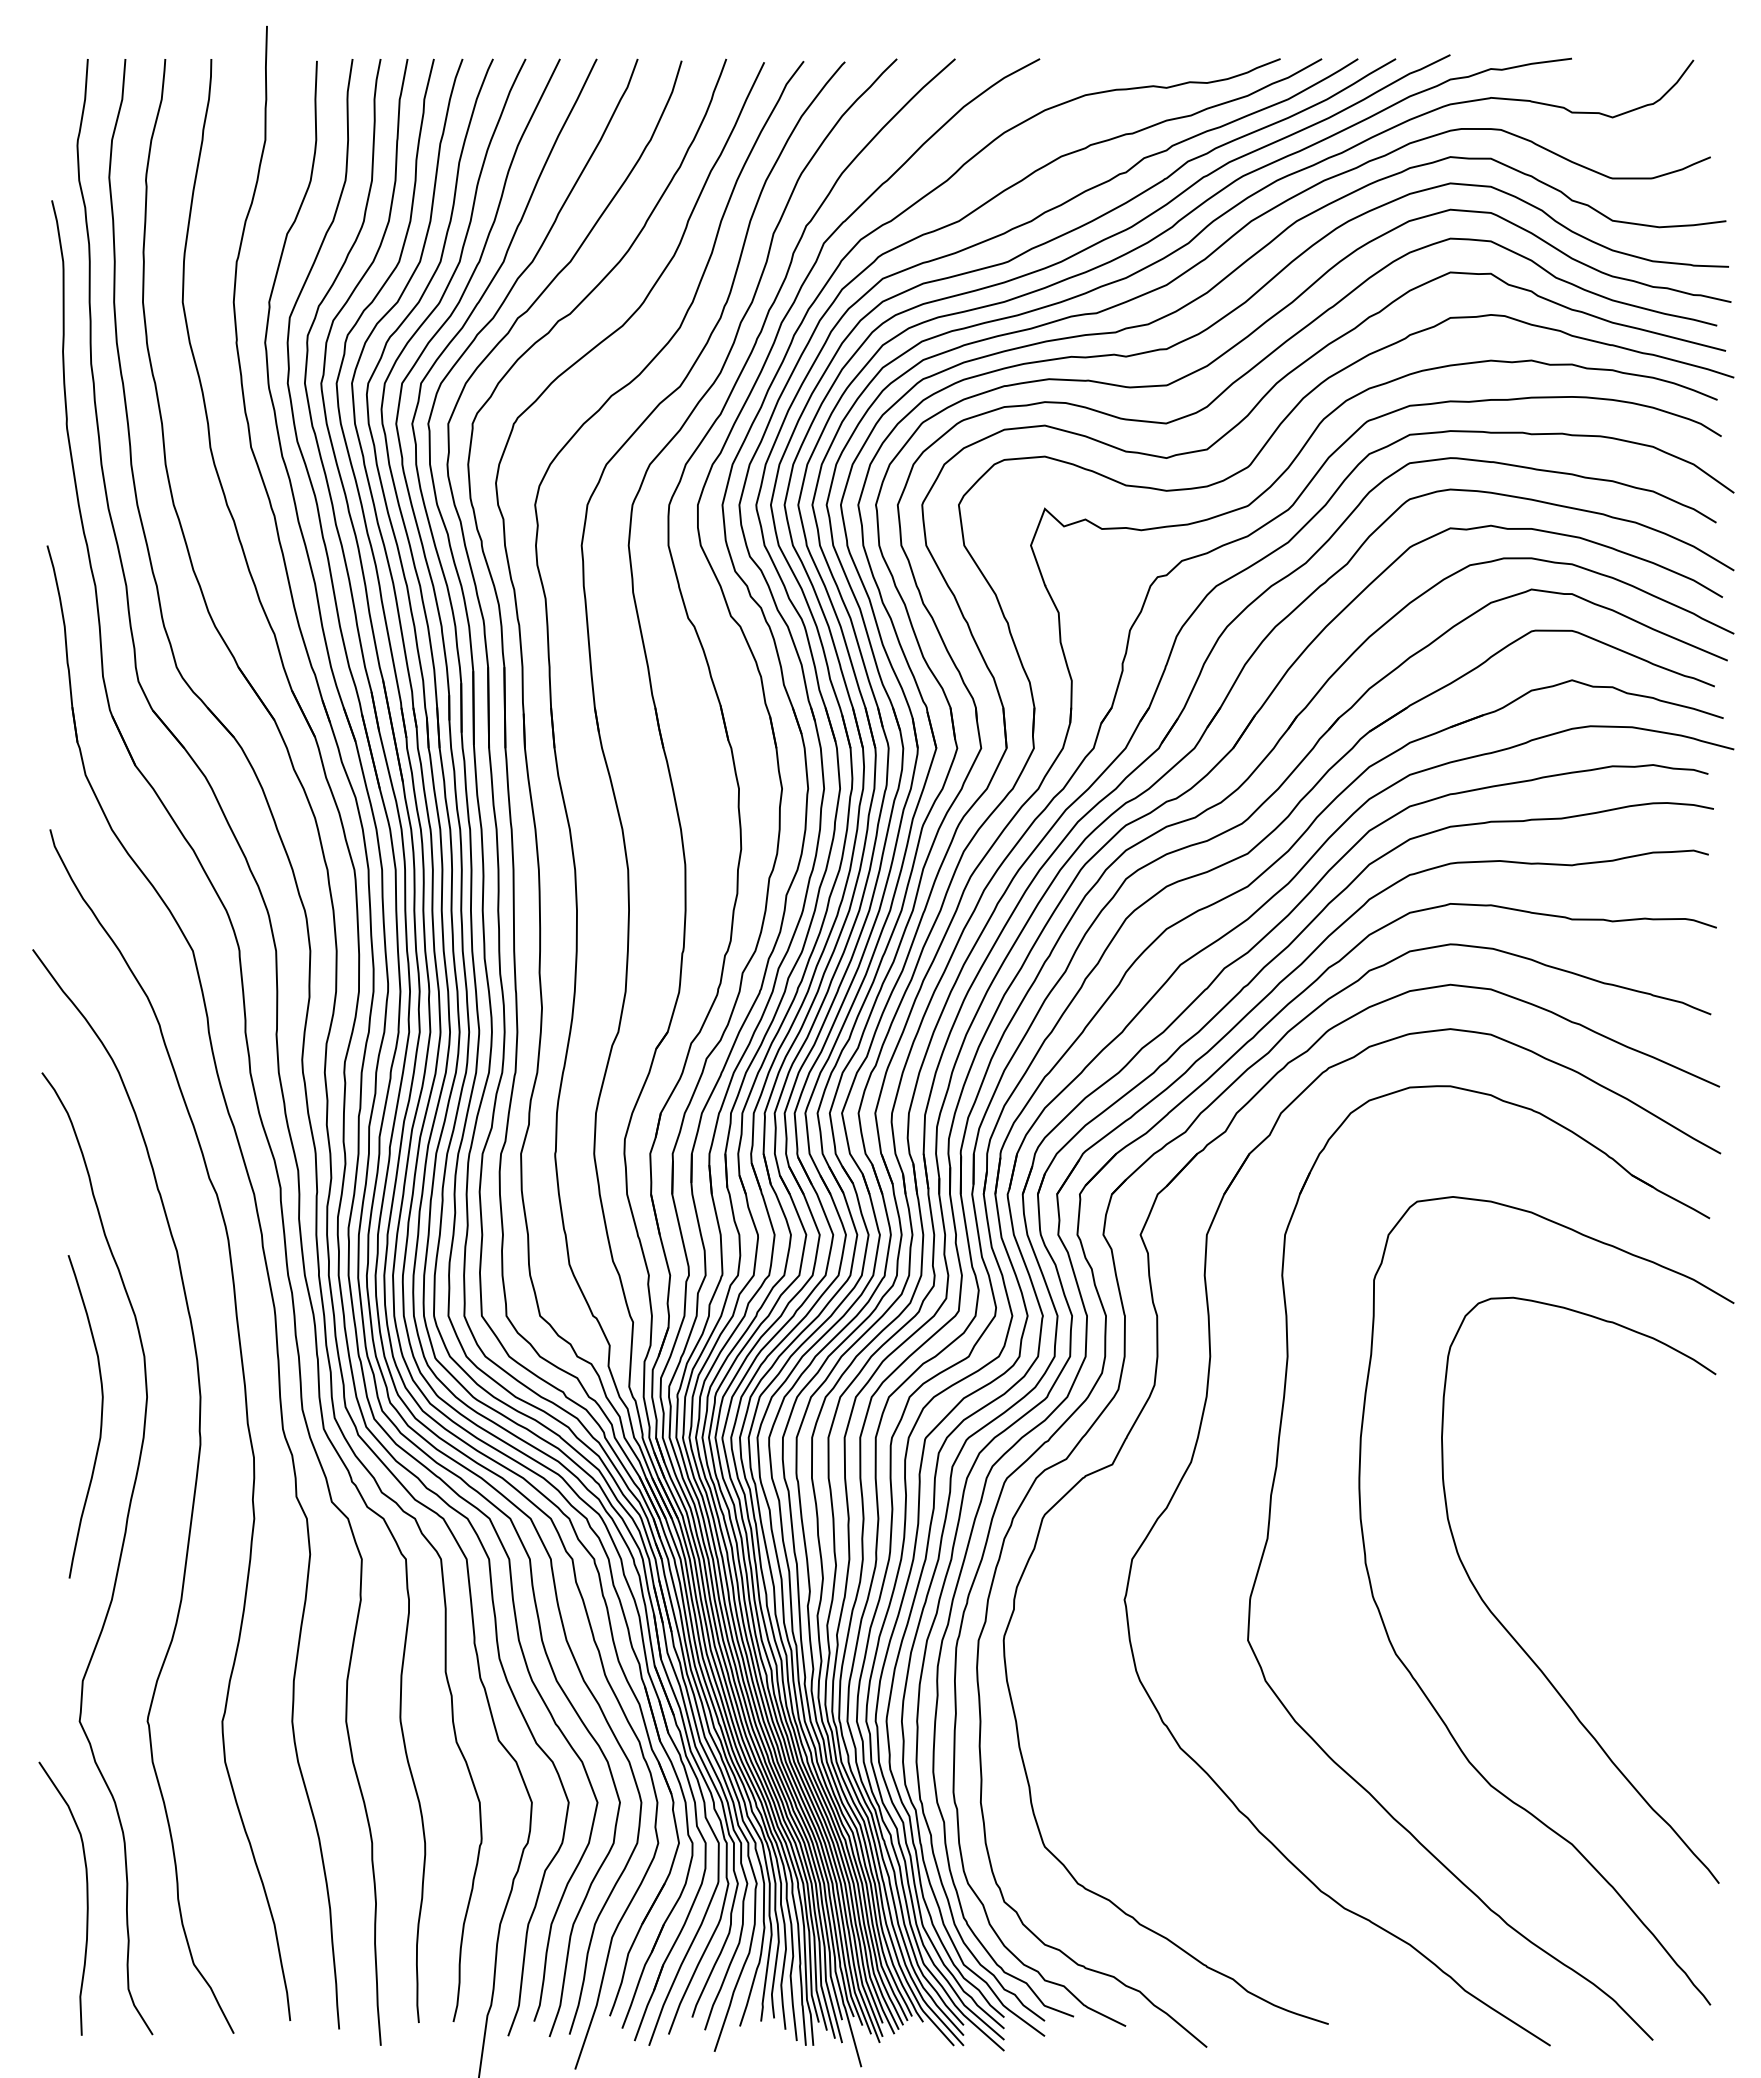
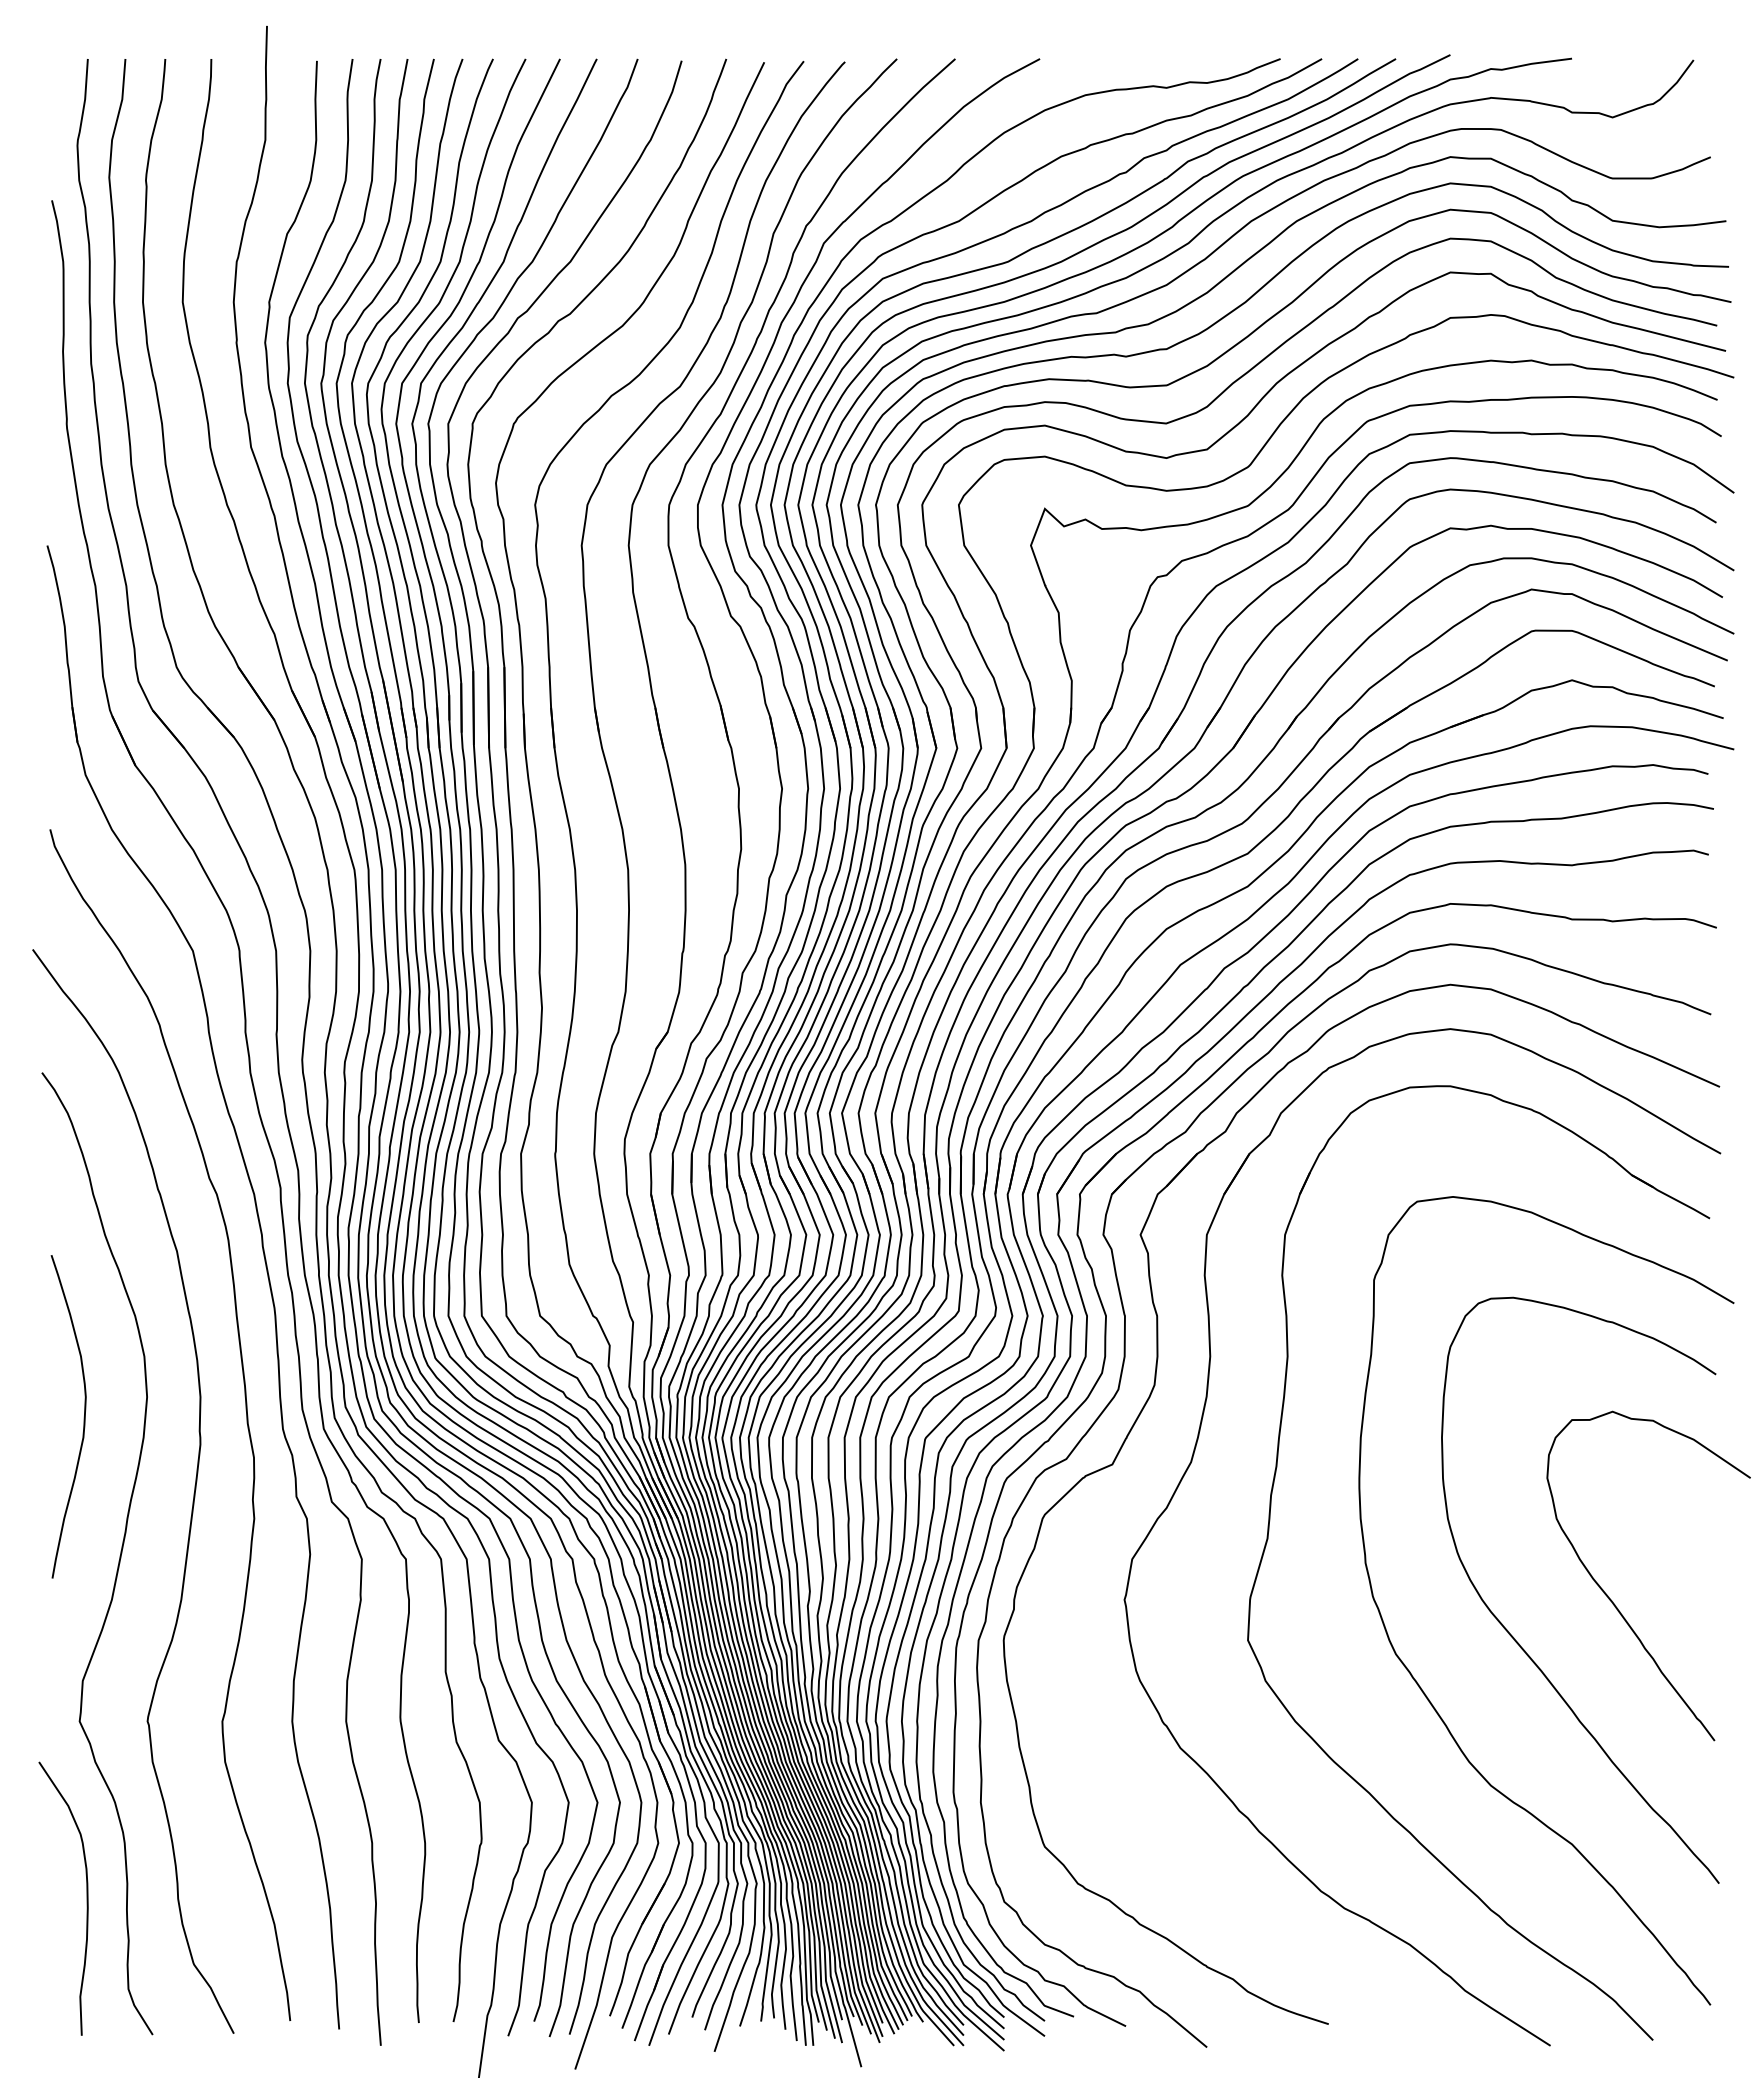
curve position: (100, 1417) -> (83, 1417) (83, 1417)
curve: none -> present (1612, 1600)
